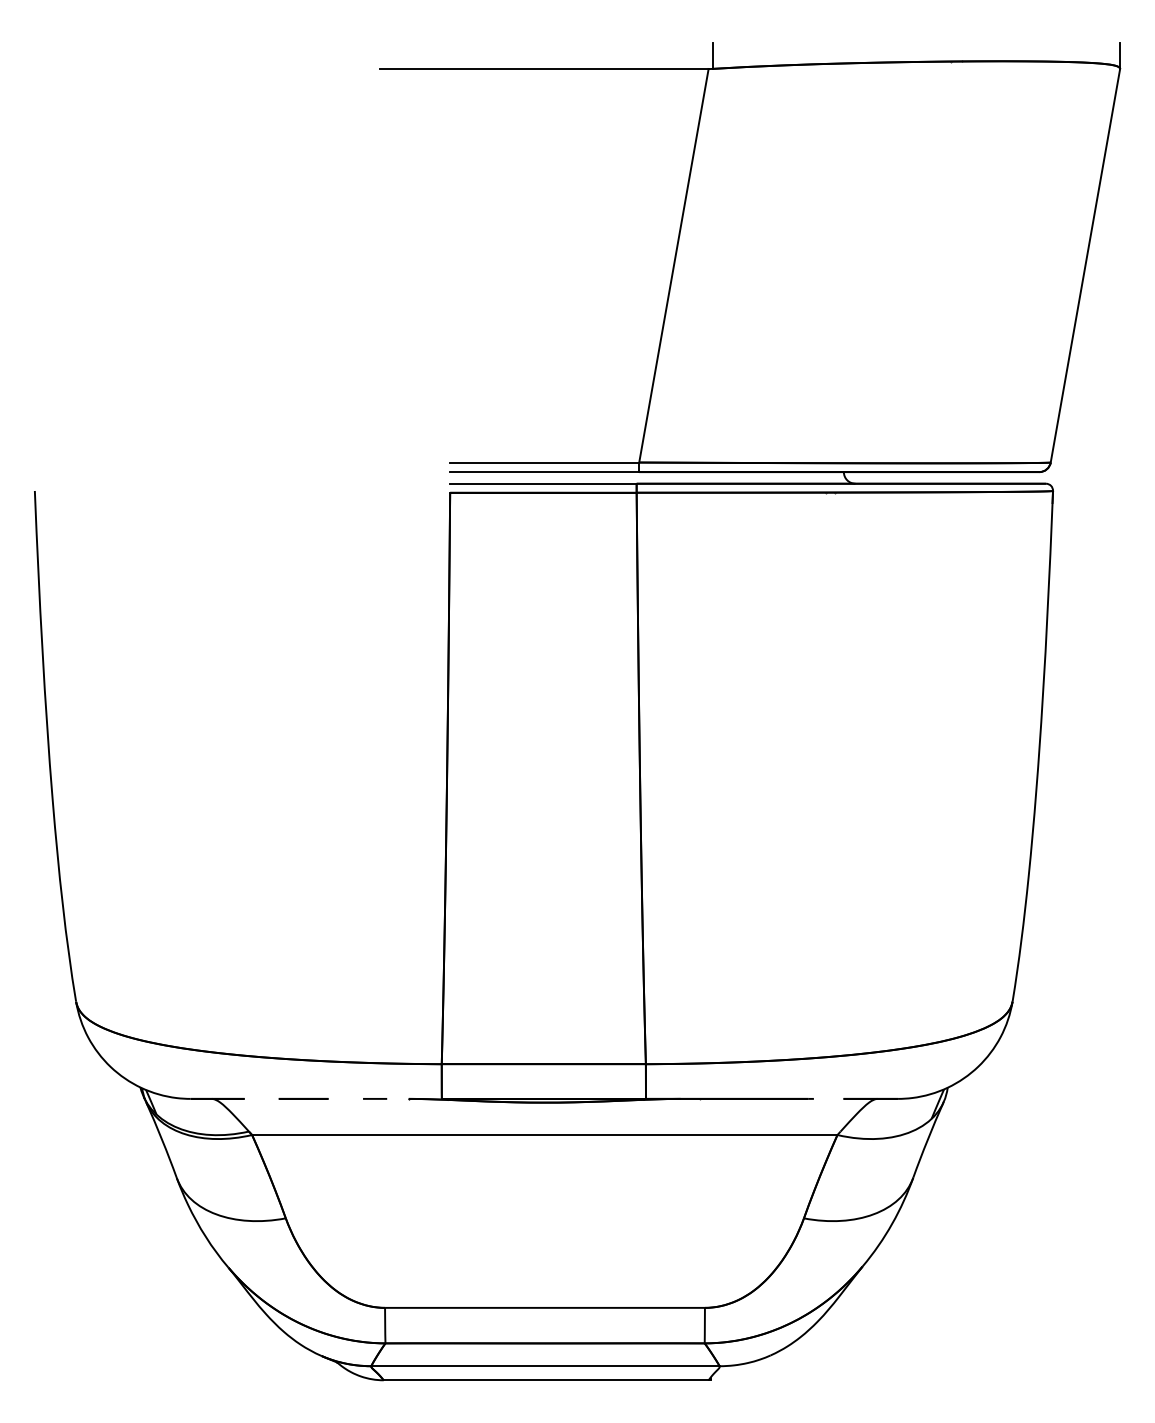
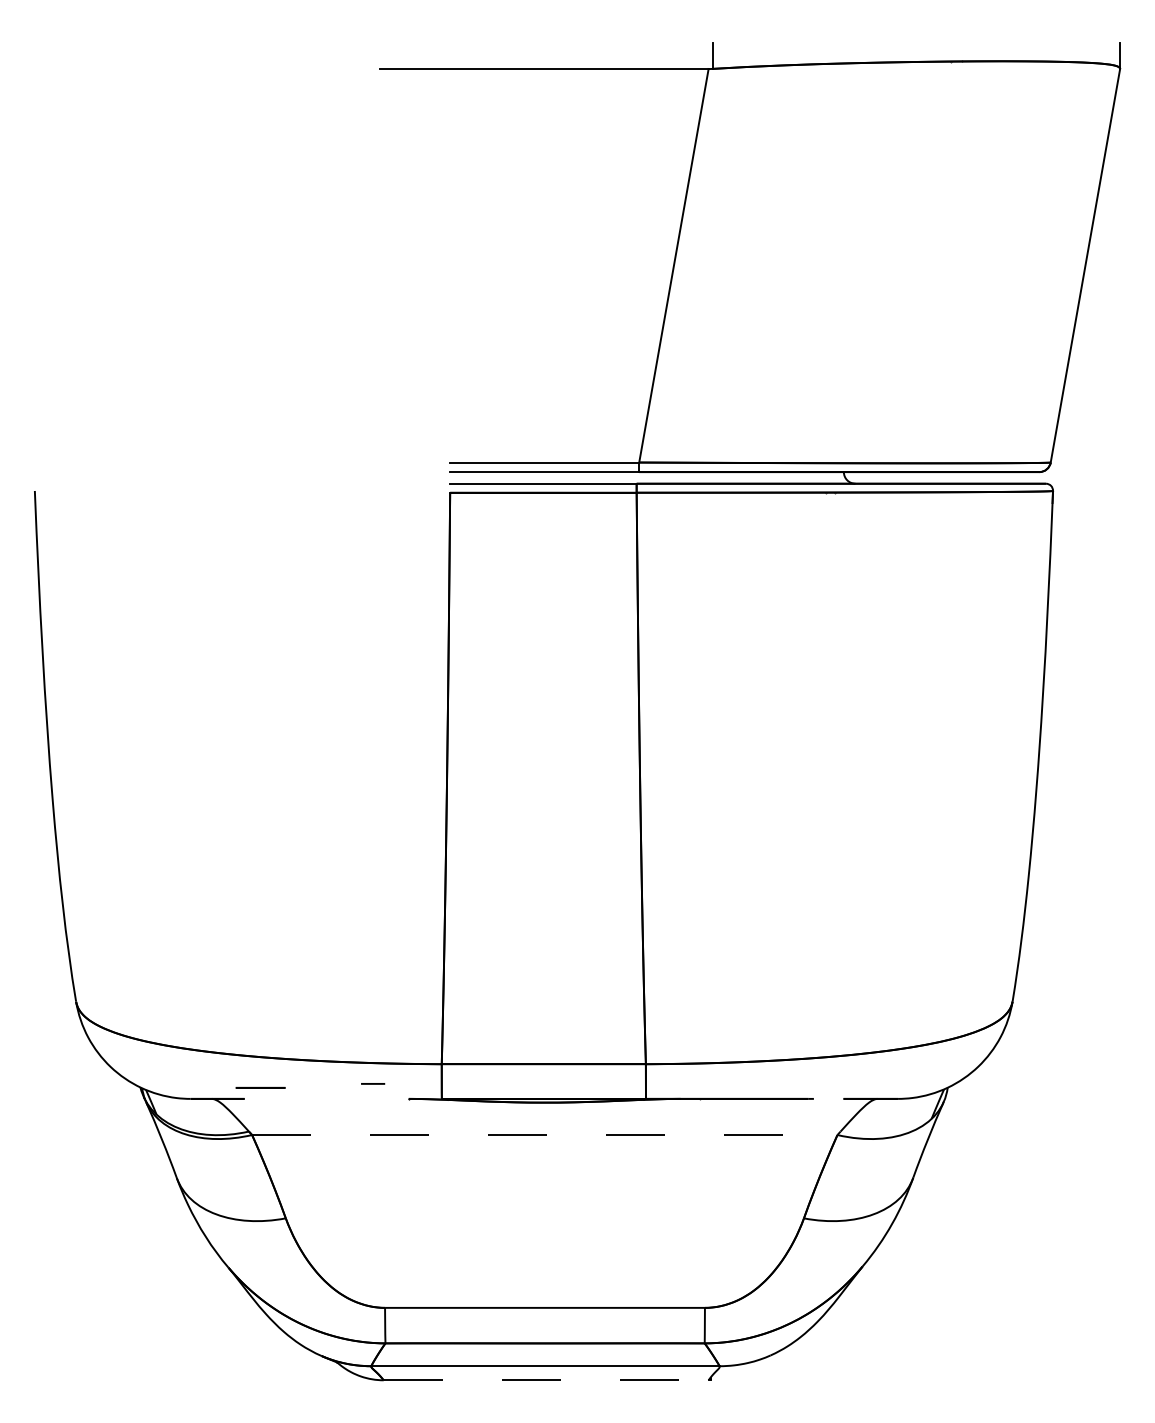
line position: (303, 1098) -> (260, 1087) (260, 1087)
line position: (375, 1098) -> (373, 1083) (373, 1083)
line: solid -> dashed (544, 1135)
line: solid -> dashed (546, 1380)
